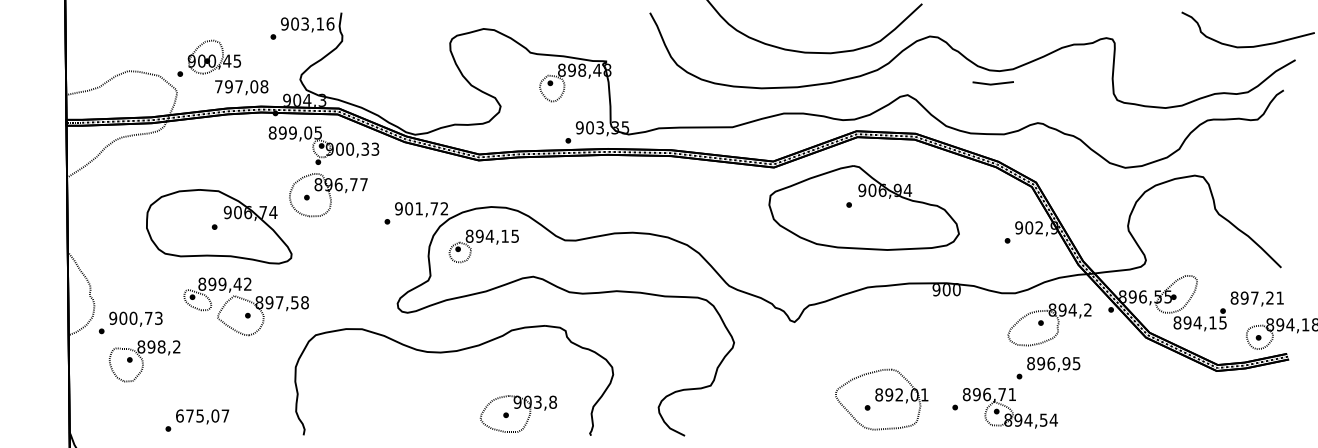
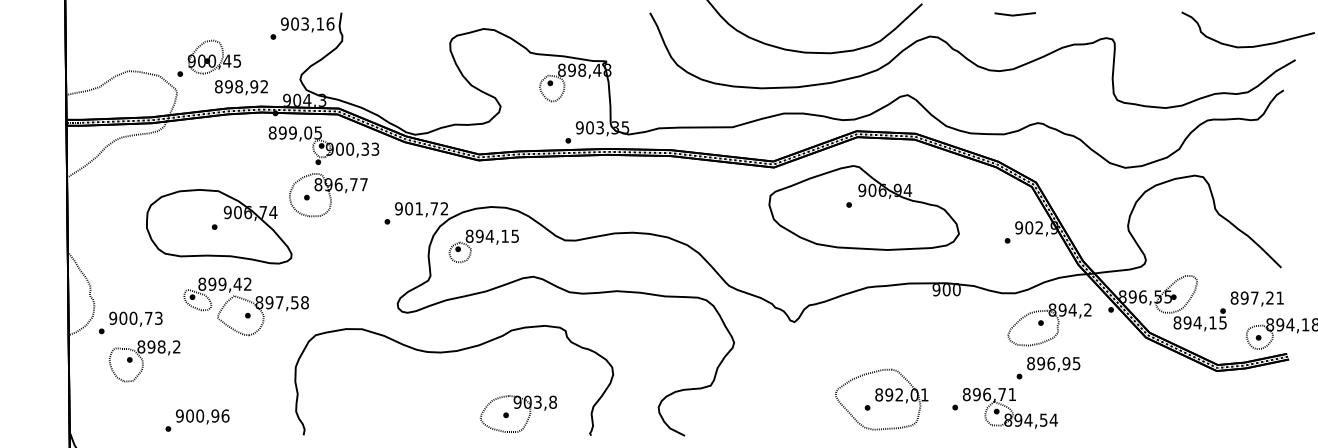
line position: (992, 83) -> (1014, 14) (1014, 14)
text: 797,08 -> 898,92 (241, 86)
text: 675,07 -> 900,96 (202, 415)
